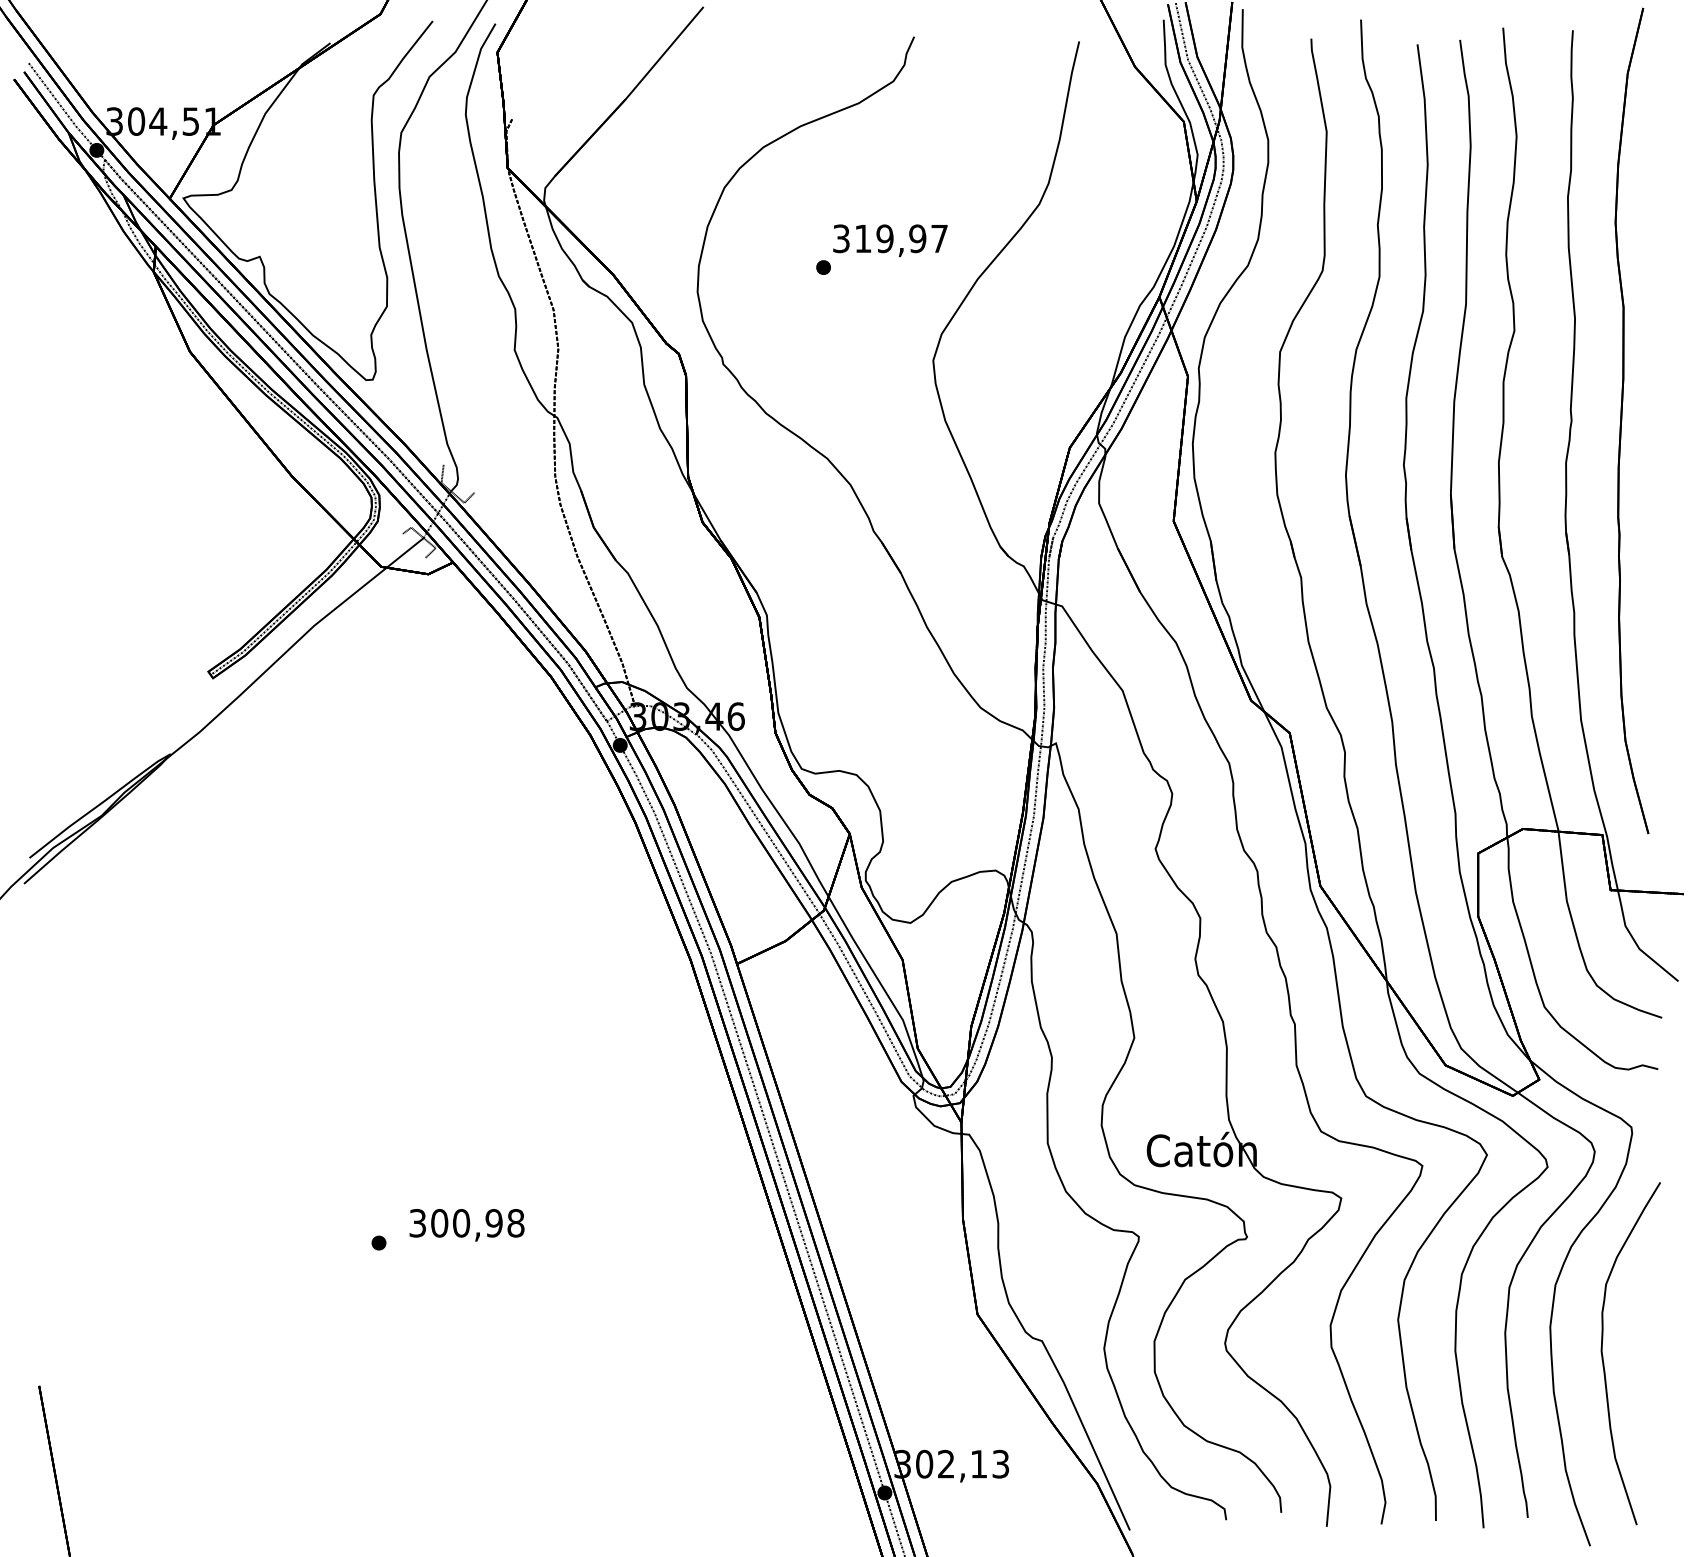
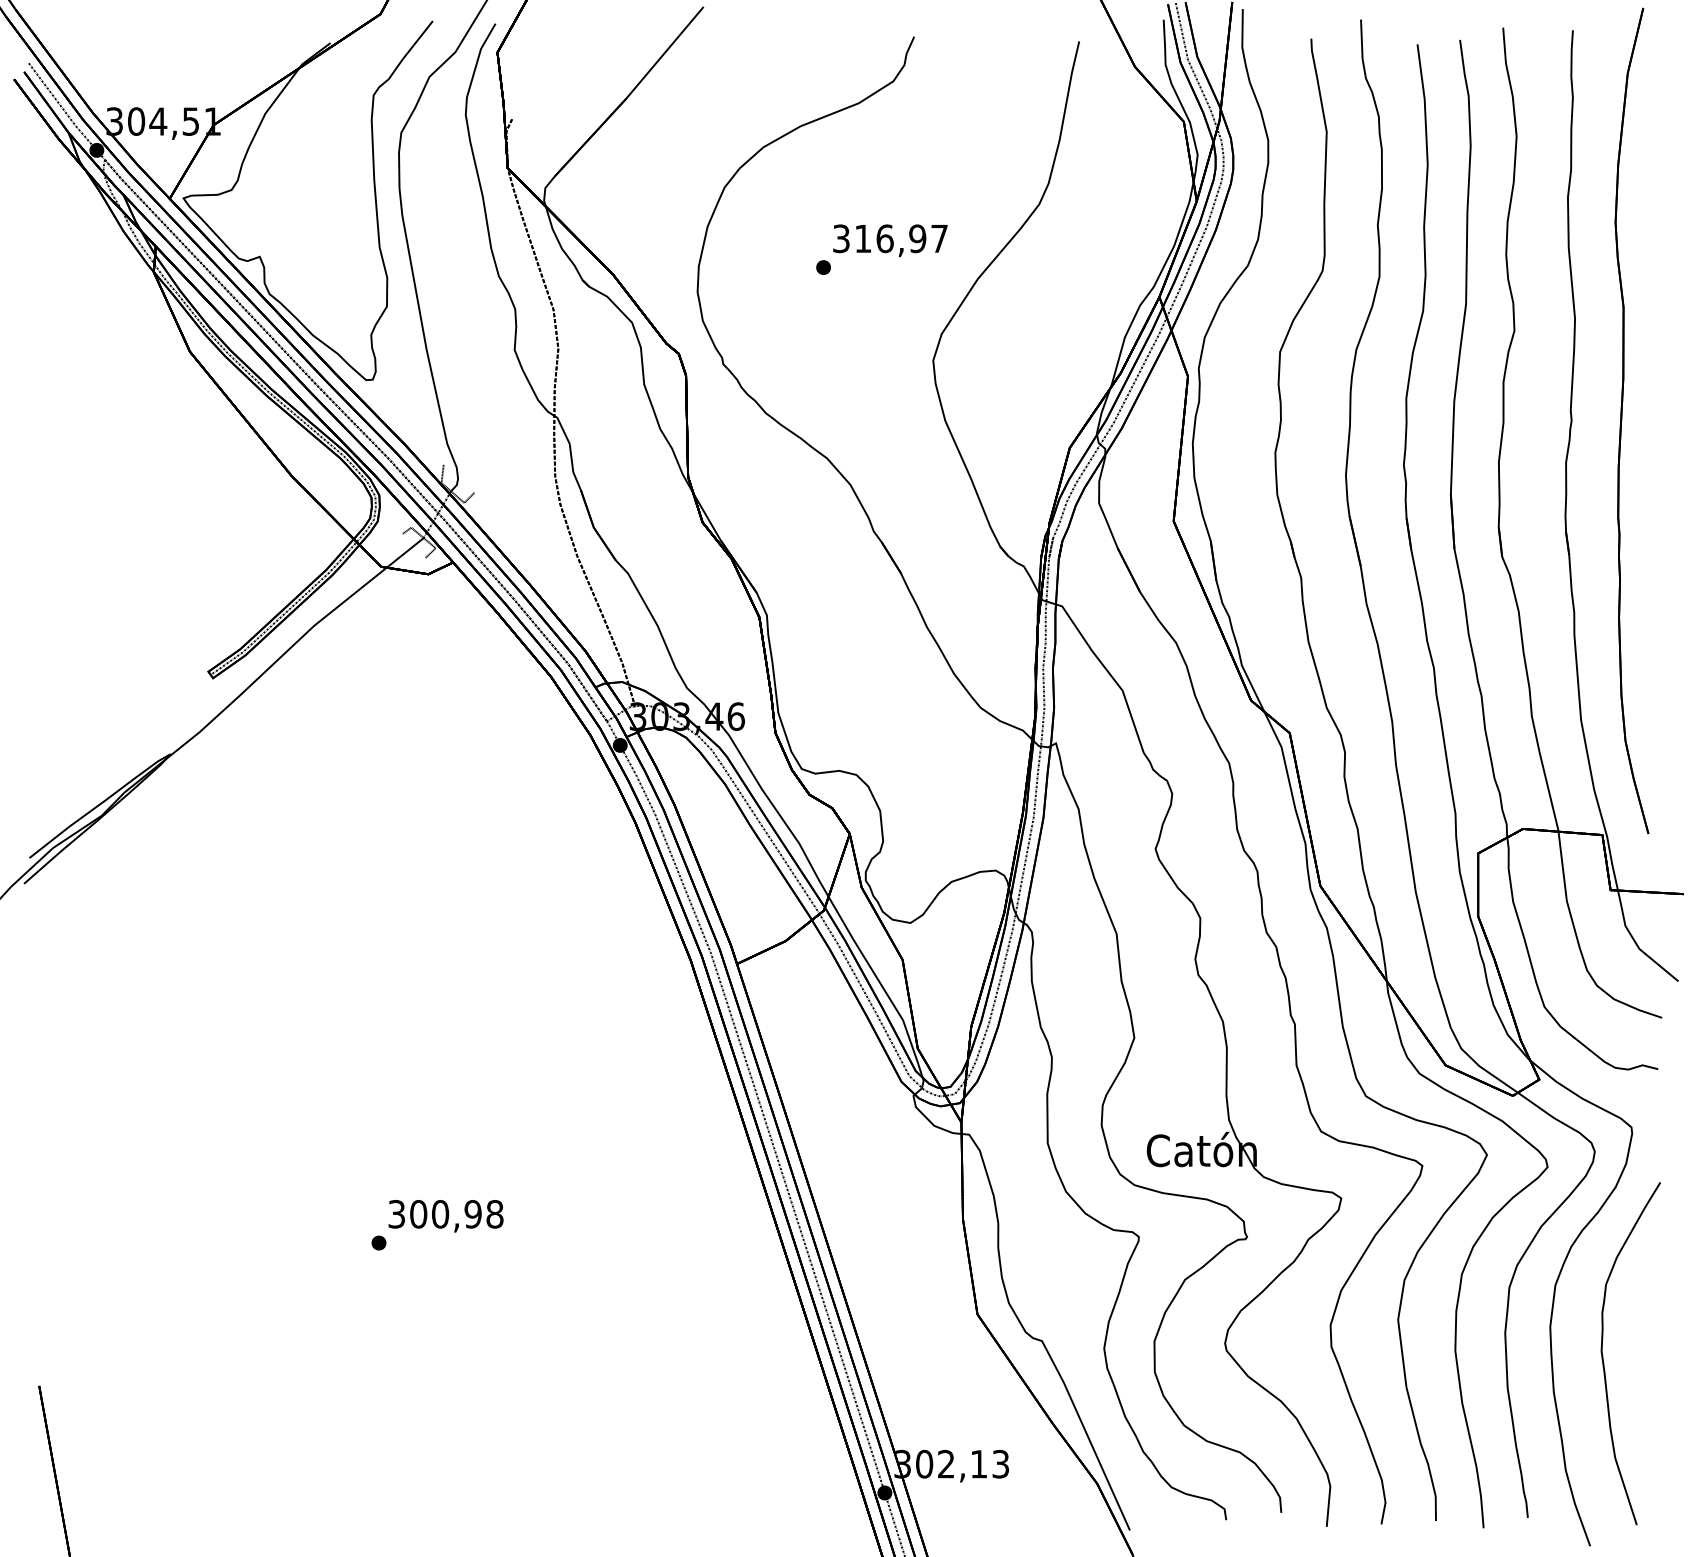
text: 319,97 -> 316,97 (884, 238)
text position: (466, 1225) -> (445, 1216) (445, 1216)
